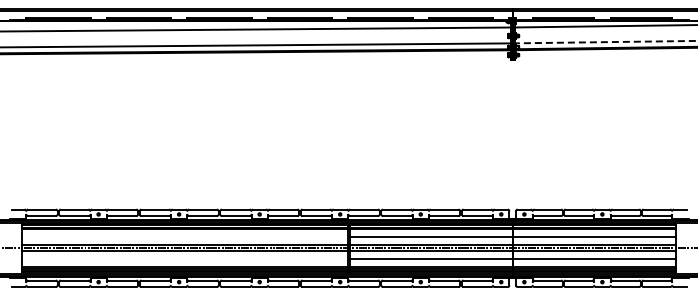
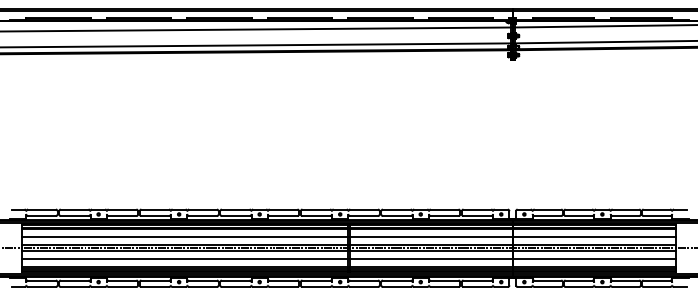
line: dashed -> solid (605, 42)
line: none -> present (184, 237)
line: none -> present (184, 259)
